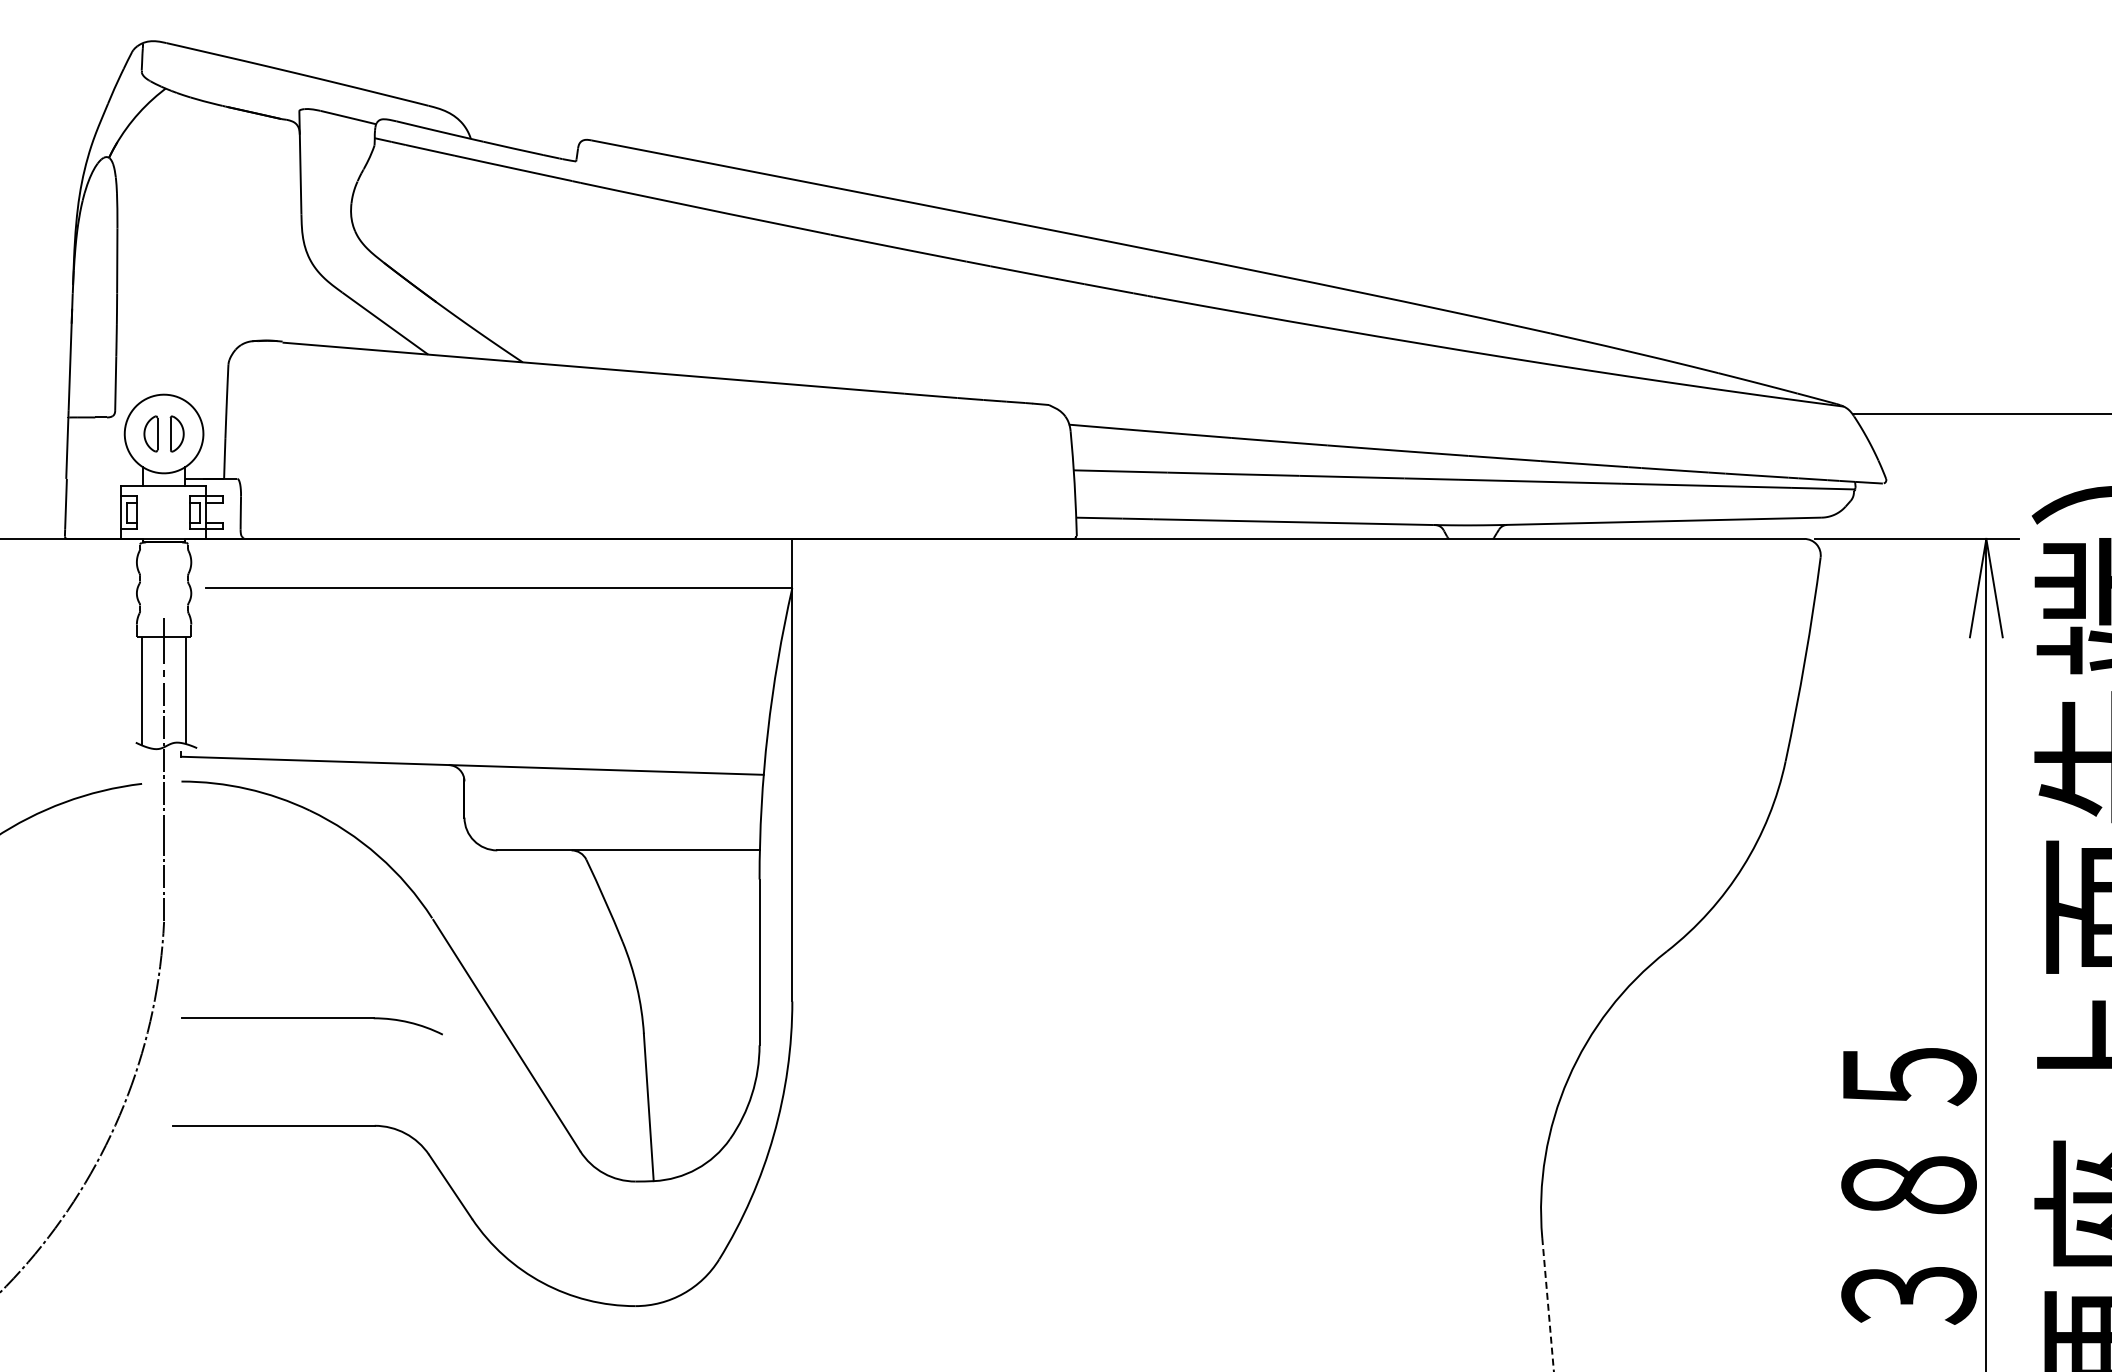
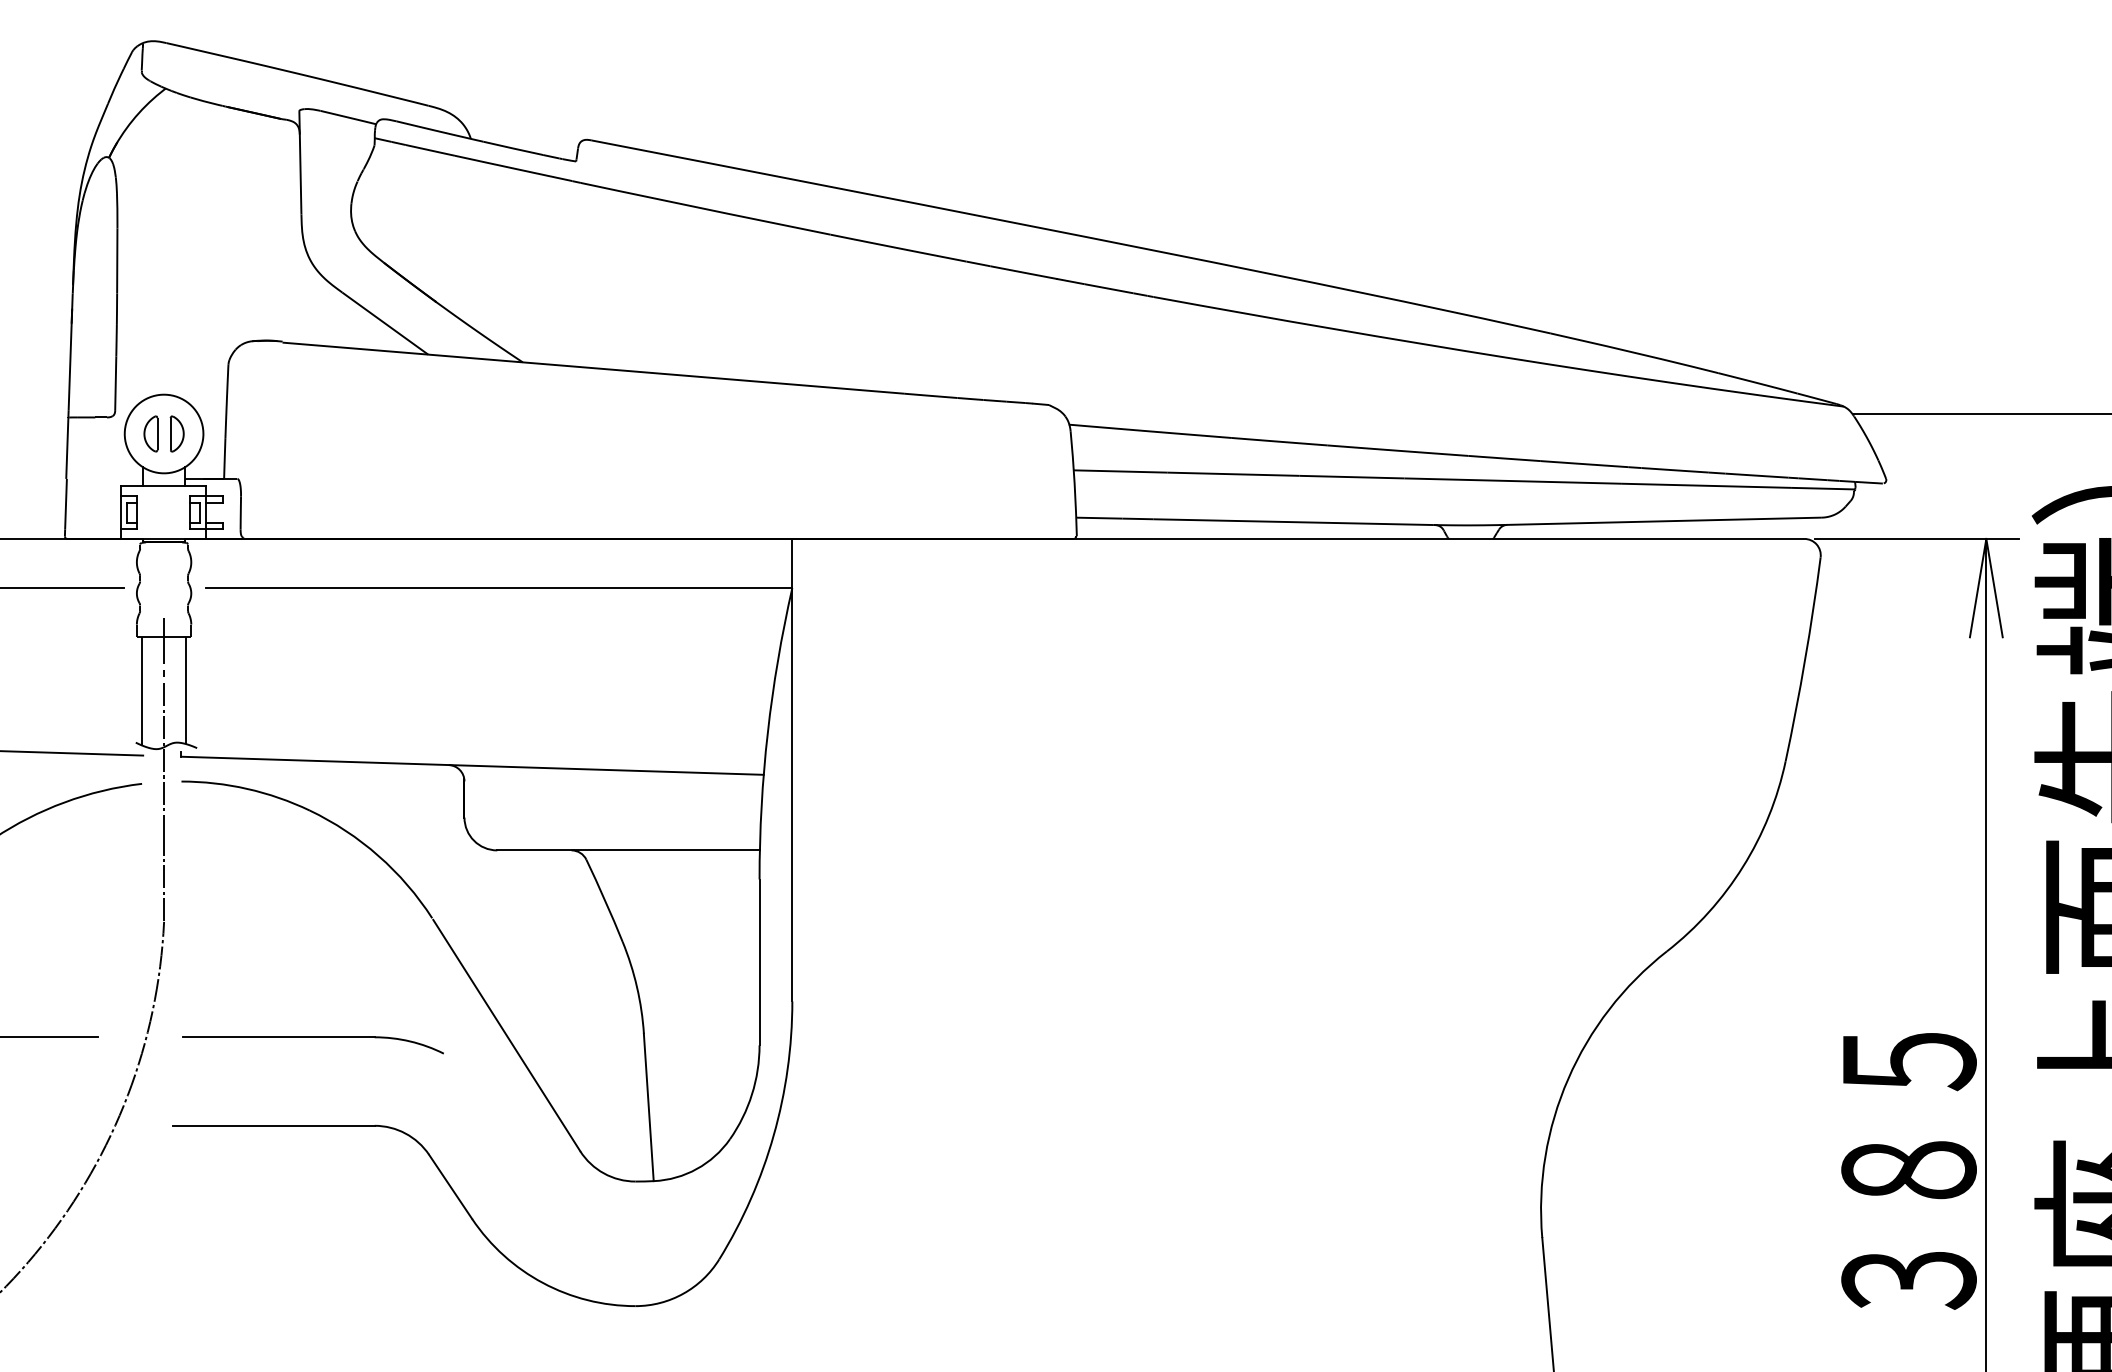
line: none -> present (63, 588)
line: none -> present (72, 753)
part position: (311, 1018) -> (312, 1037) (312, 1037)
line: none -> present (49, 1037)
text position: (1908, 1186) -> (1908, 1171) (1908, 1171)
line: dashed -> solid (1548, 1304)
